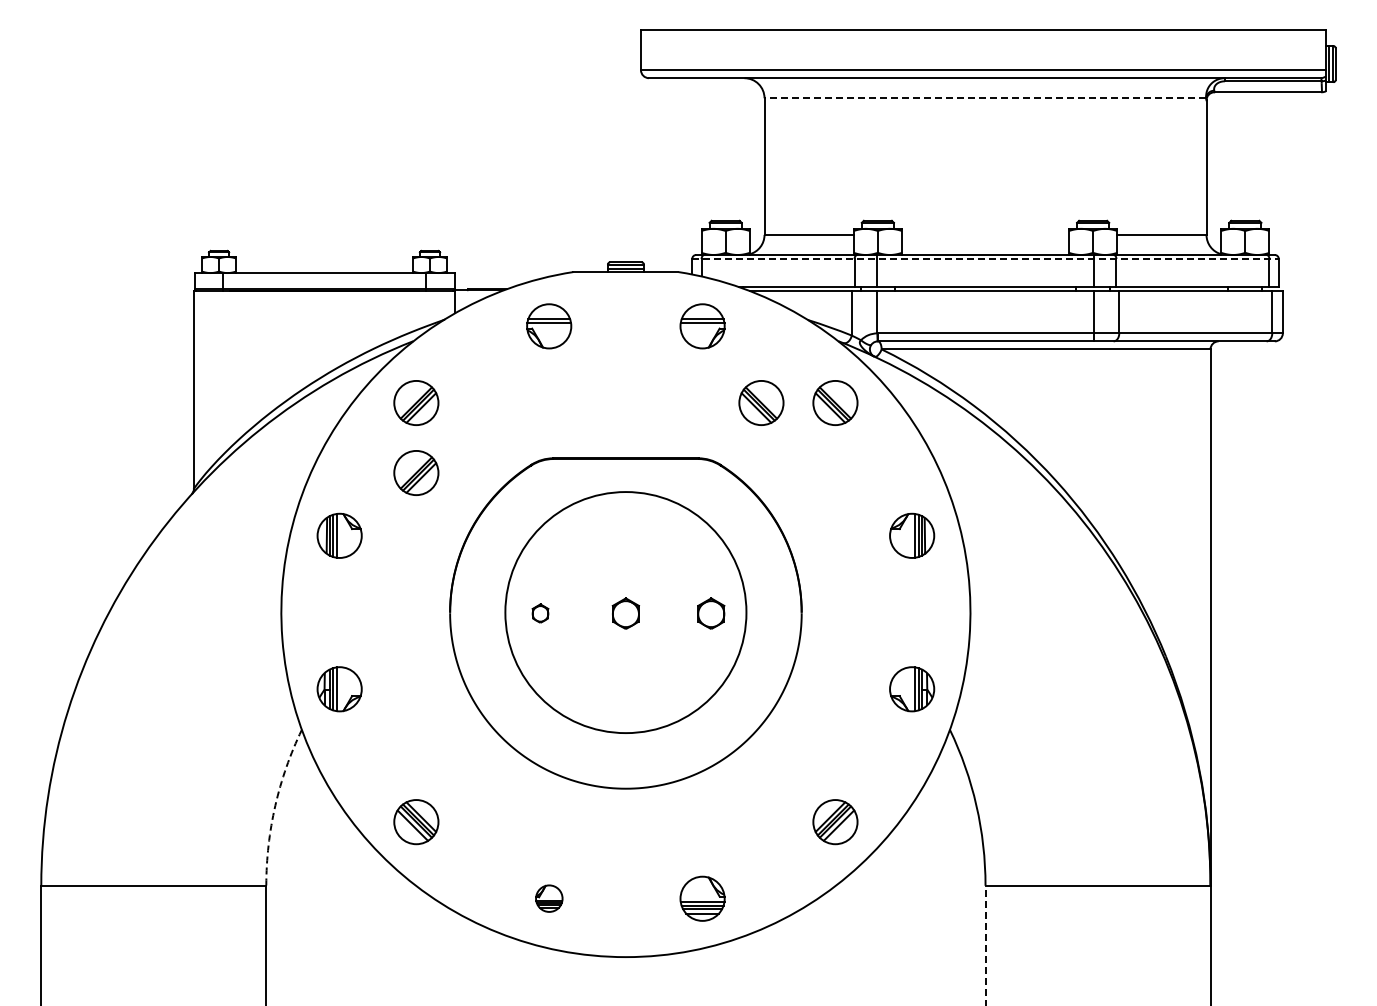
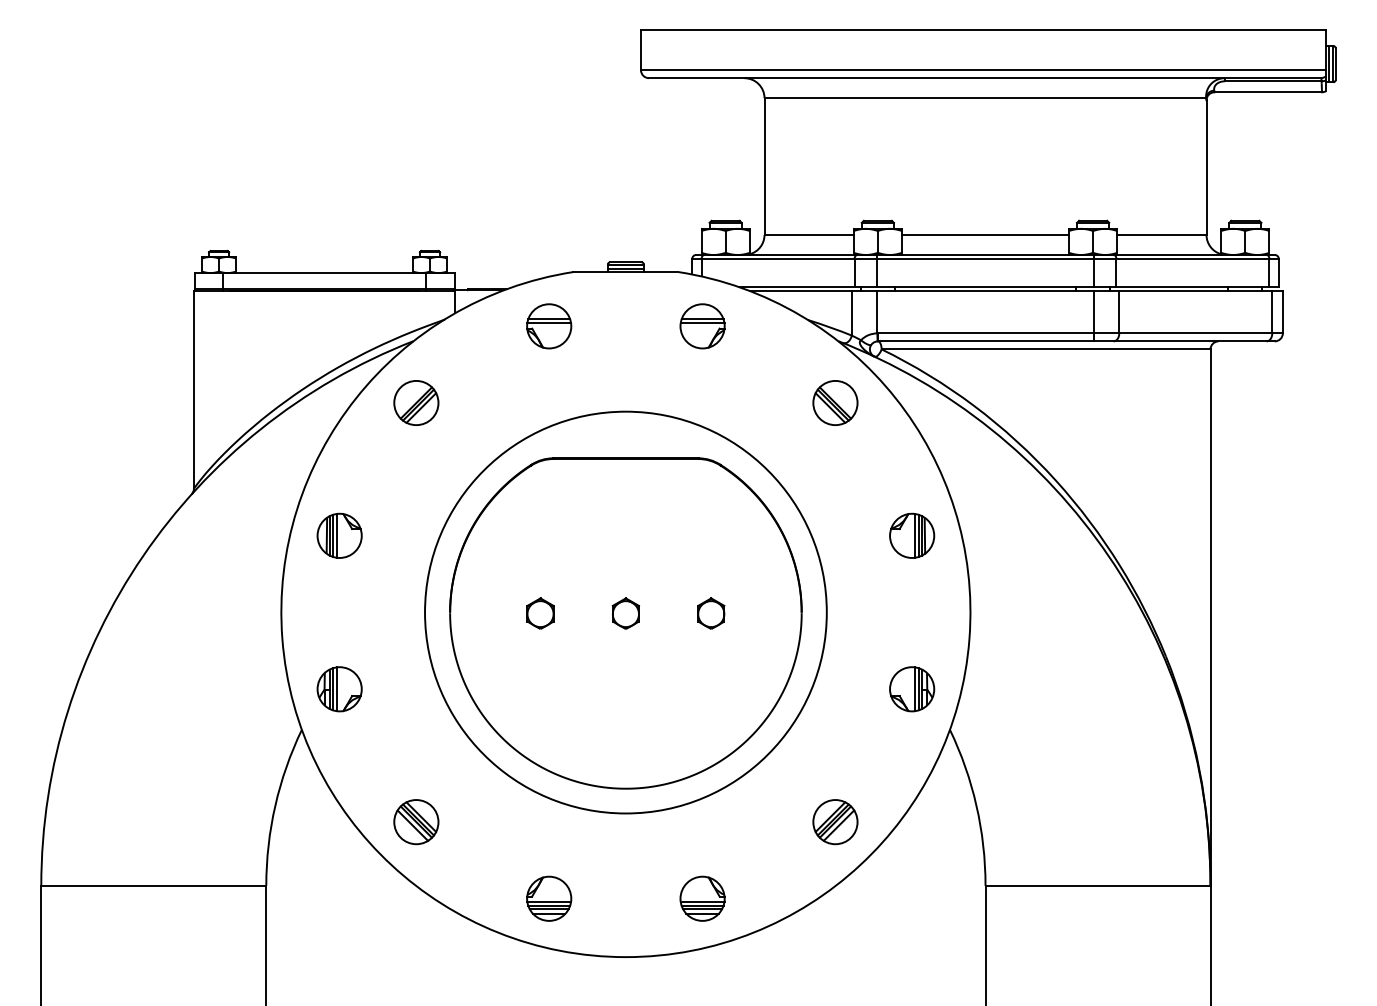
line: dashed -> solid (985, 98)
line: none -> present (985, 234)
line: dashed -> solid (986, 259)
part: present -> none (761, 402)
part: present -> none (416, 472)
circle diameter: 241 px -> 402 px (625, 612)
part size: 19x21 px -> 29x33 px (540, 613)
arc: dashed -> solid (275, 805)
part size: 29x29 px -> 47x47 px (549, 898)
line: dashed -> solid (985, 945)
